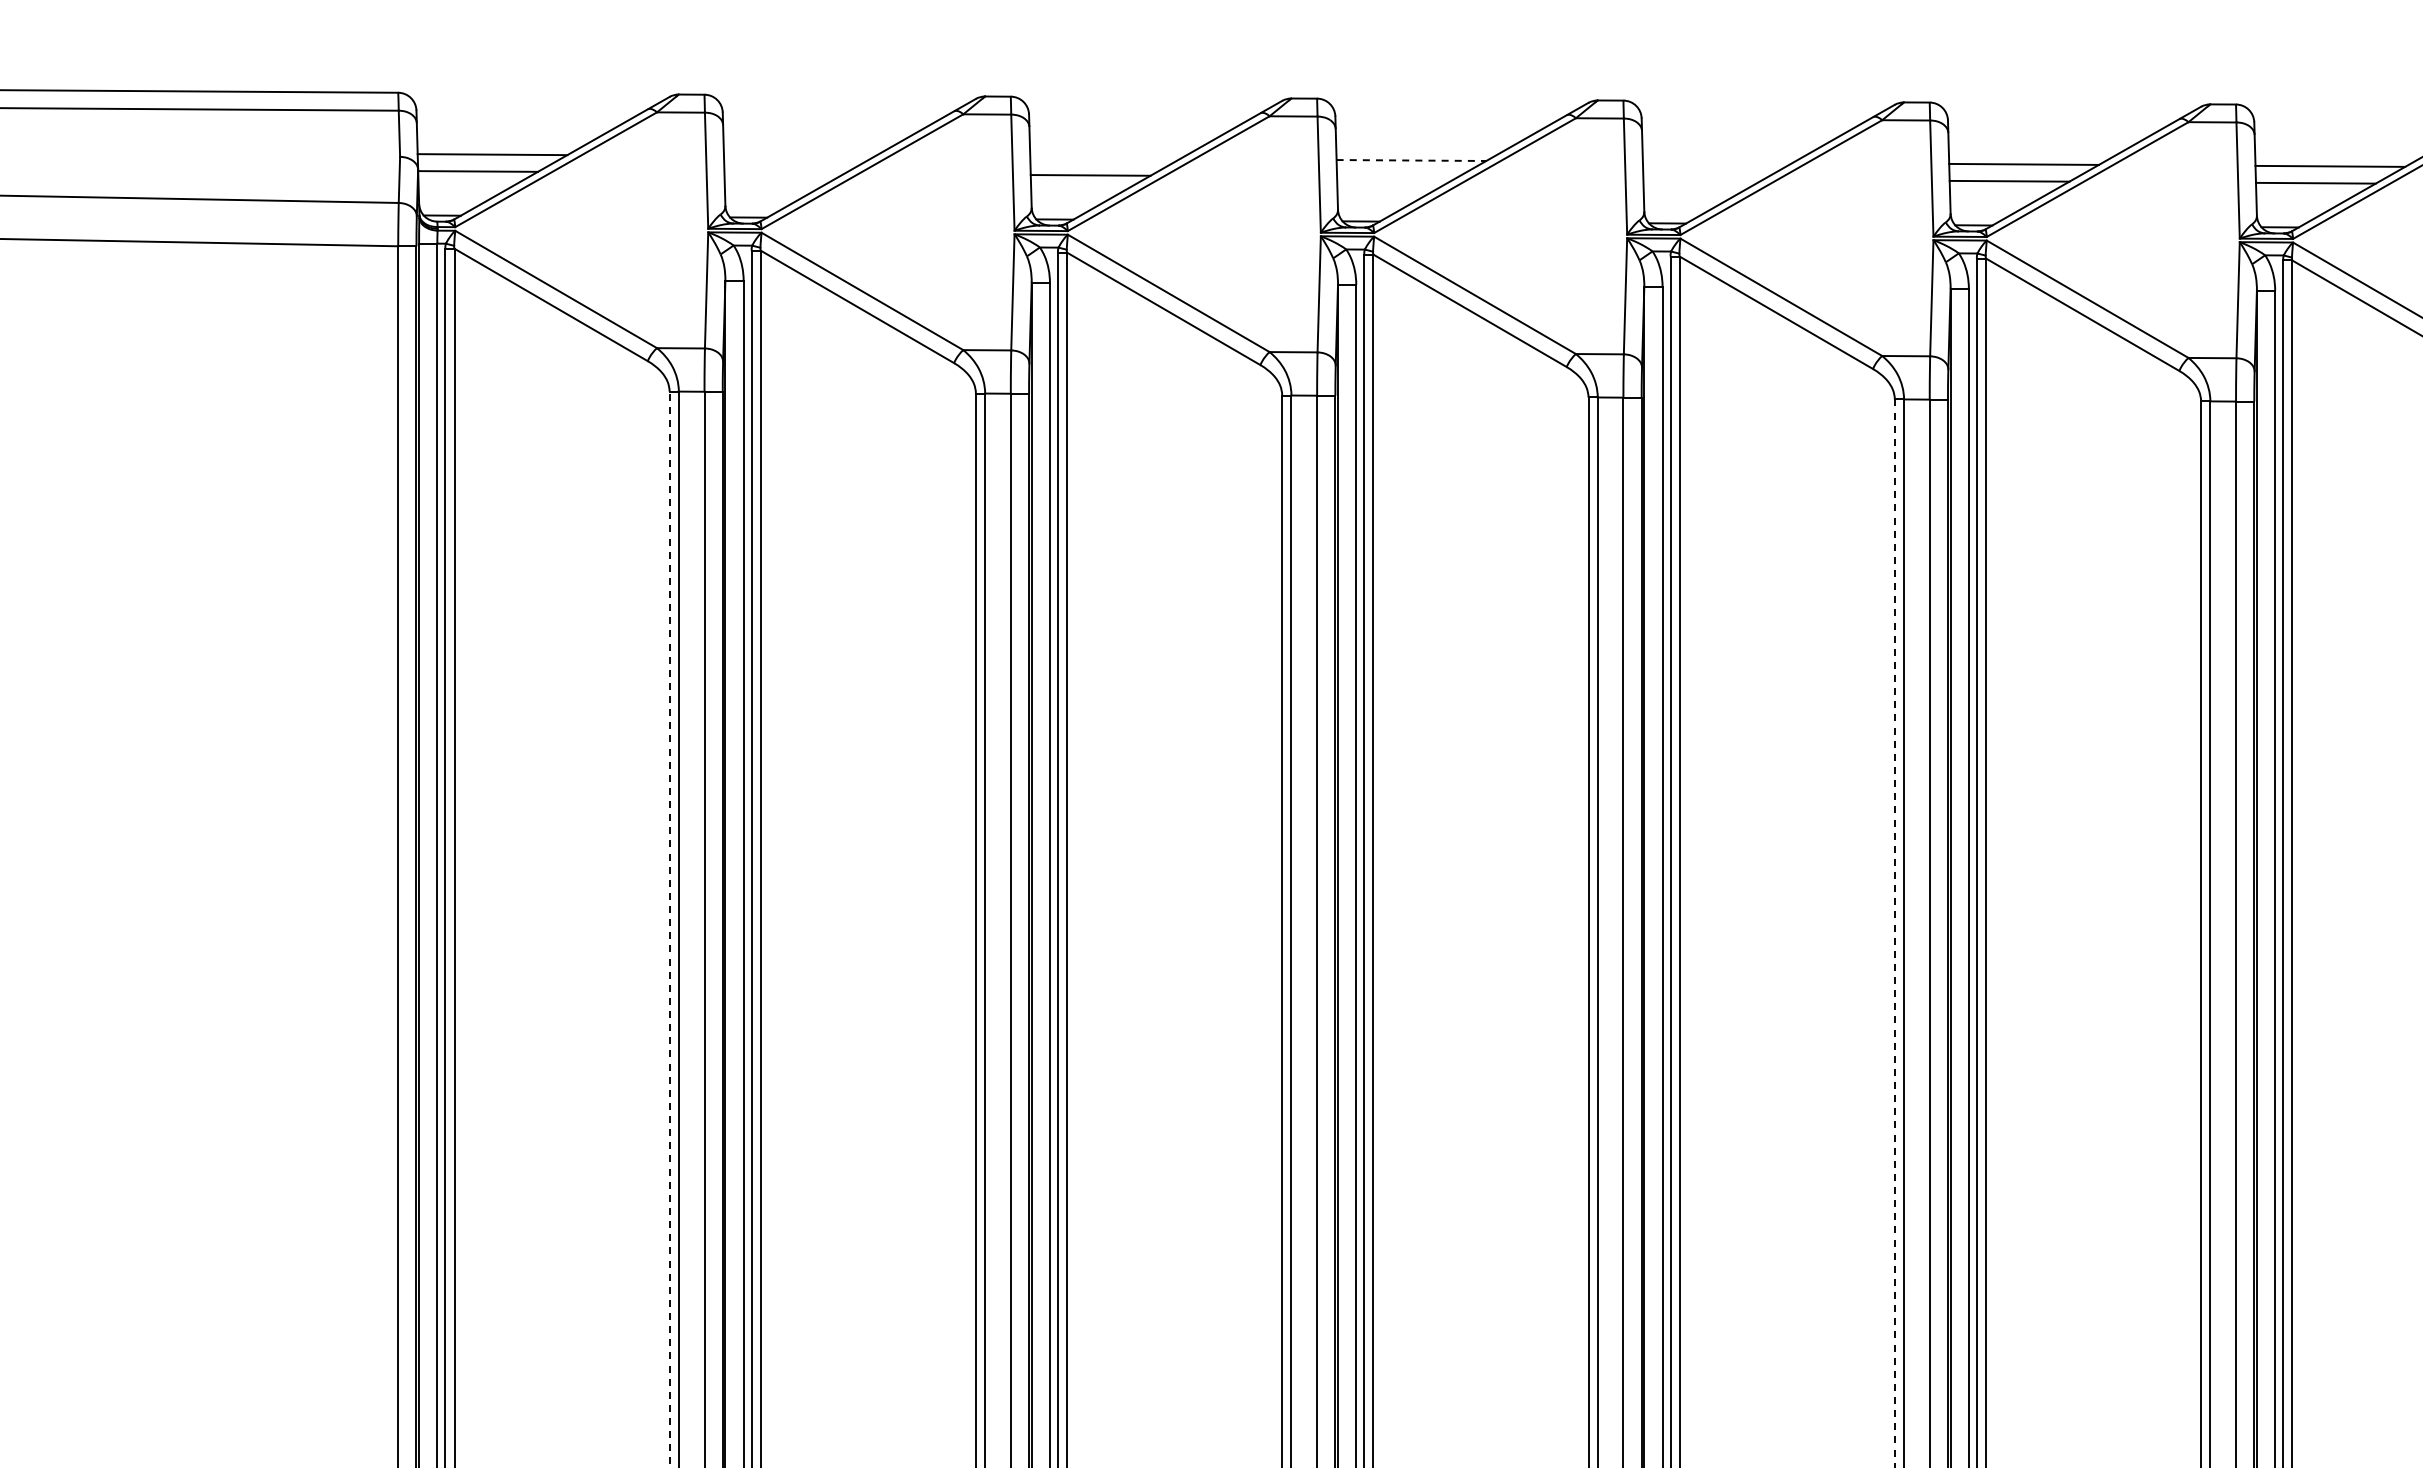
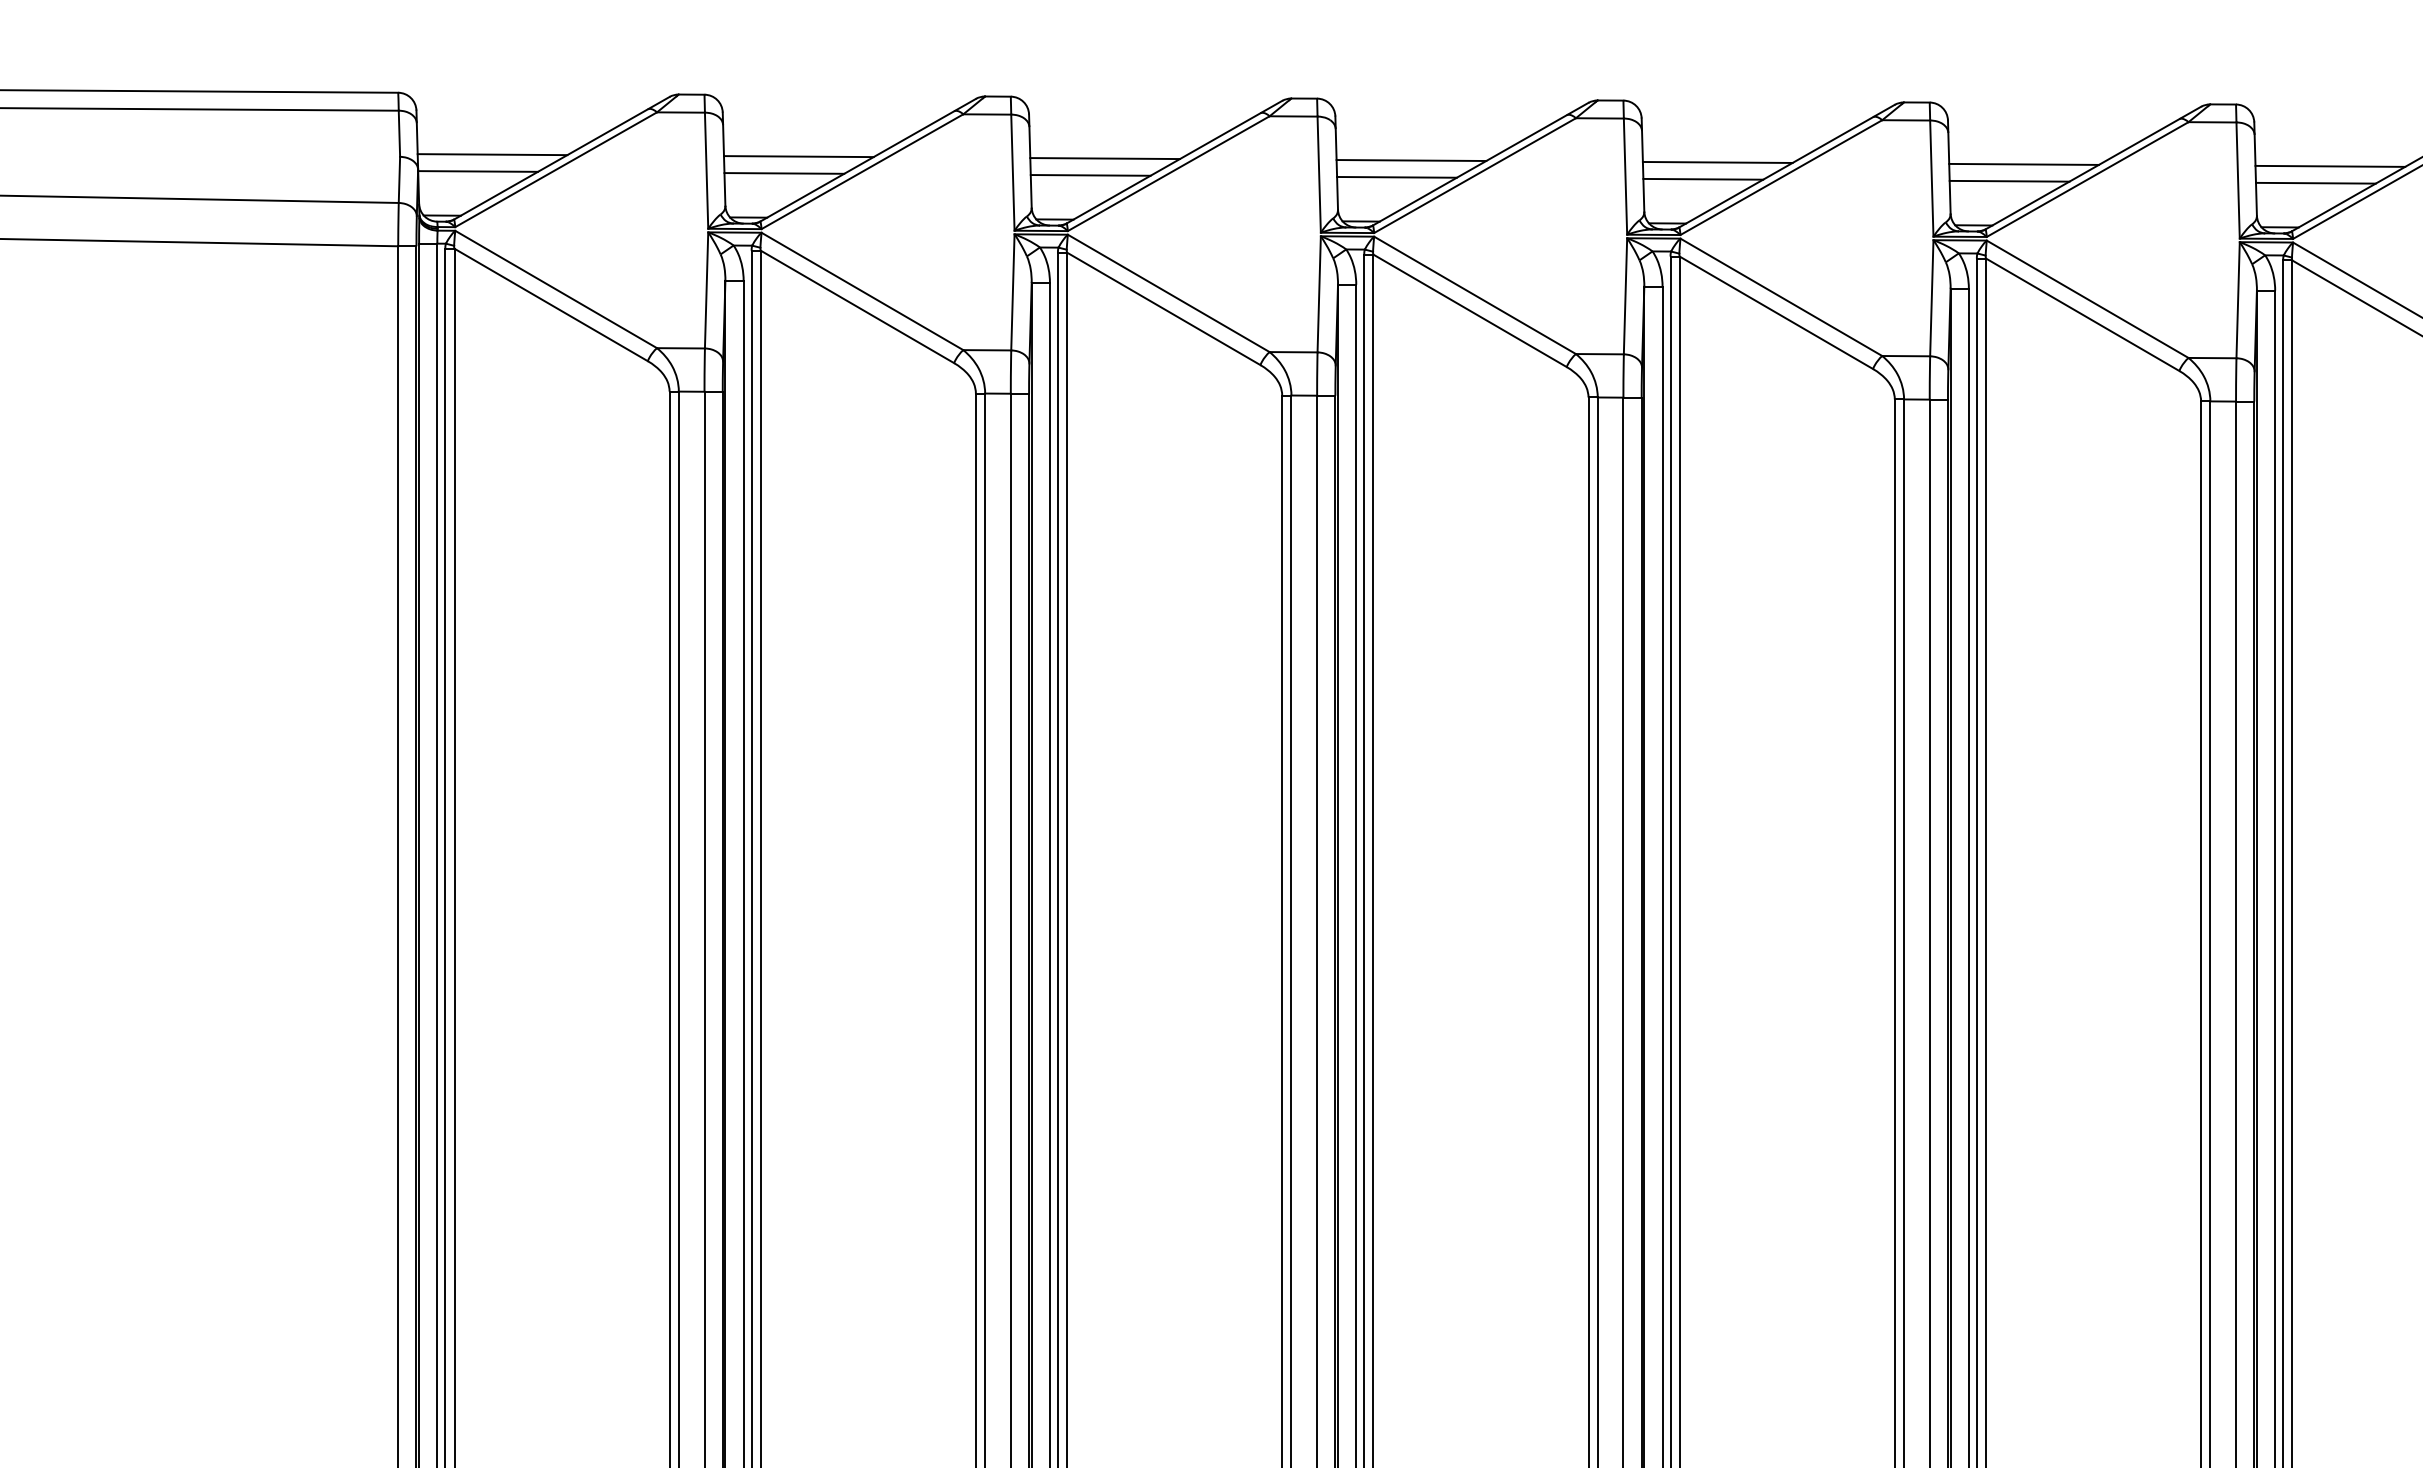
line: none -> present (798, 156)
line: none -> present (1105, 158)
line: dashed -> solid (1411, 160)
line: none -> present (1717, 161)
line: none -> present (784, 173)
line: none -> present (1396, 177)
line: none -> present (1703, 178)
line: dashed -> solid (669, 928)
line: dashed -> solid (1894, 932)
